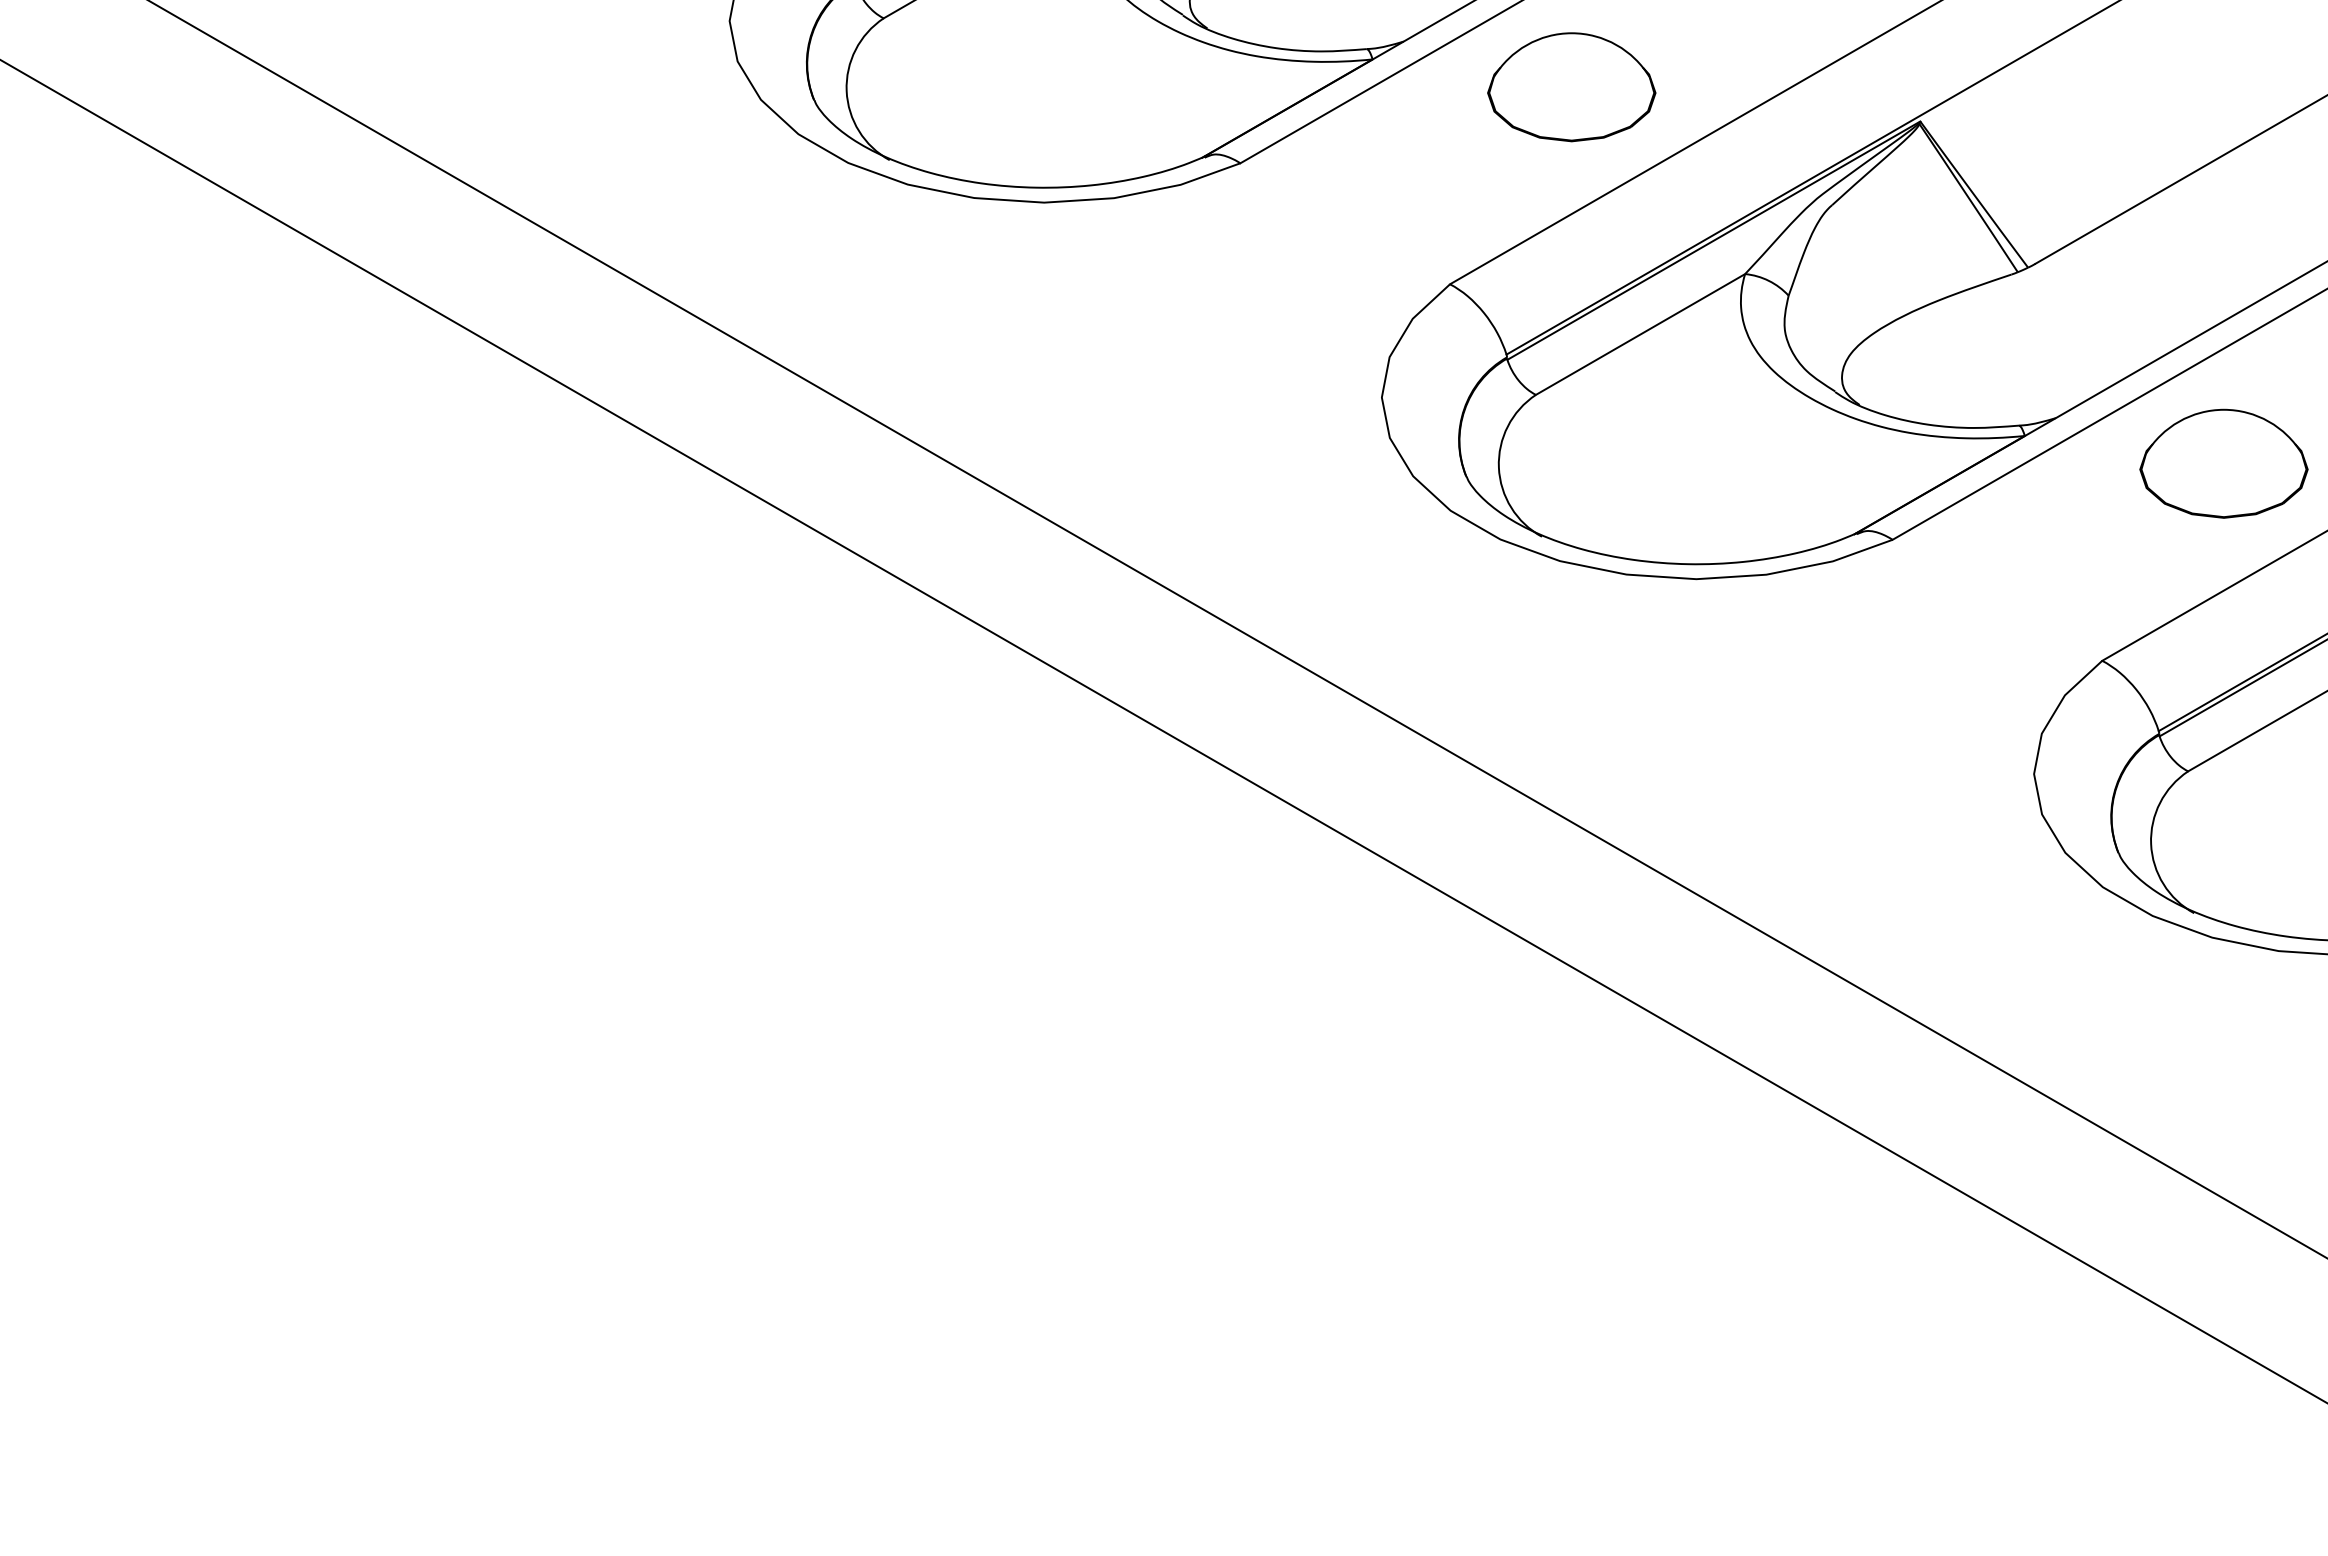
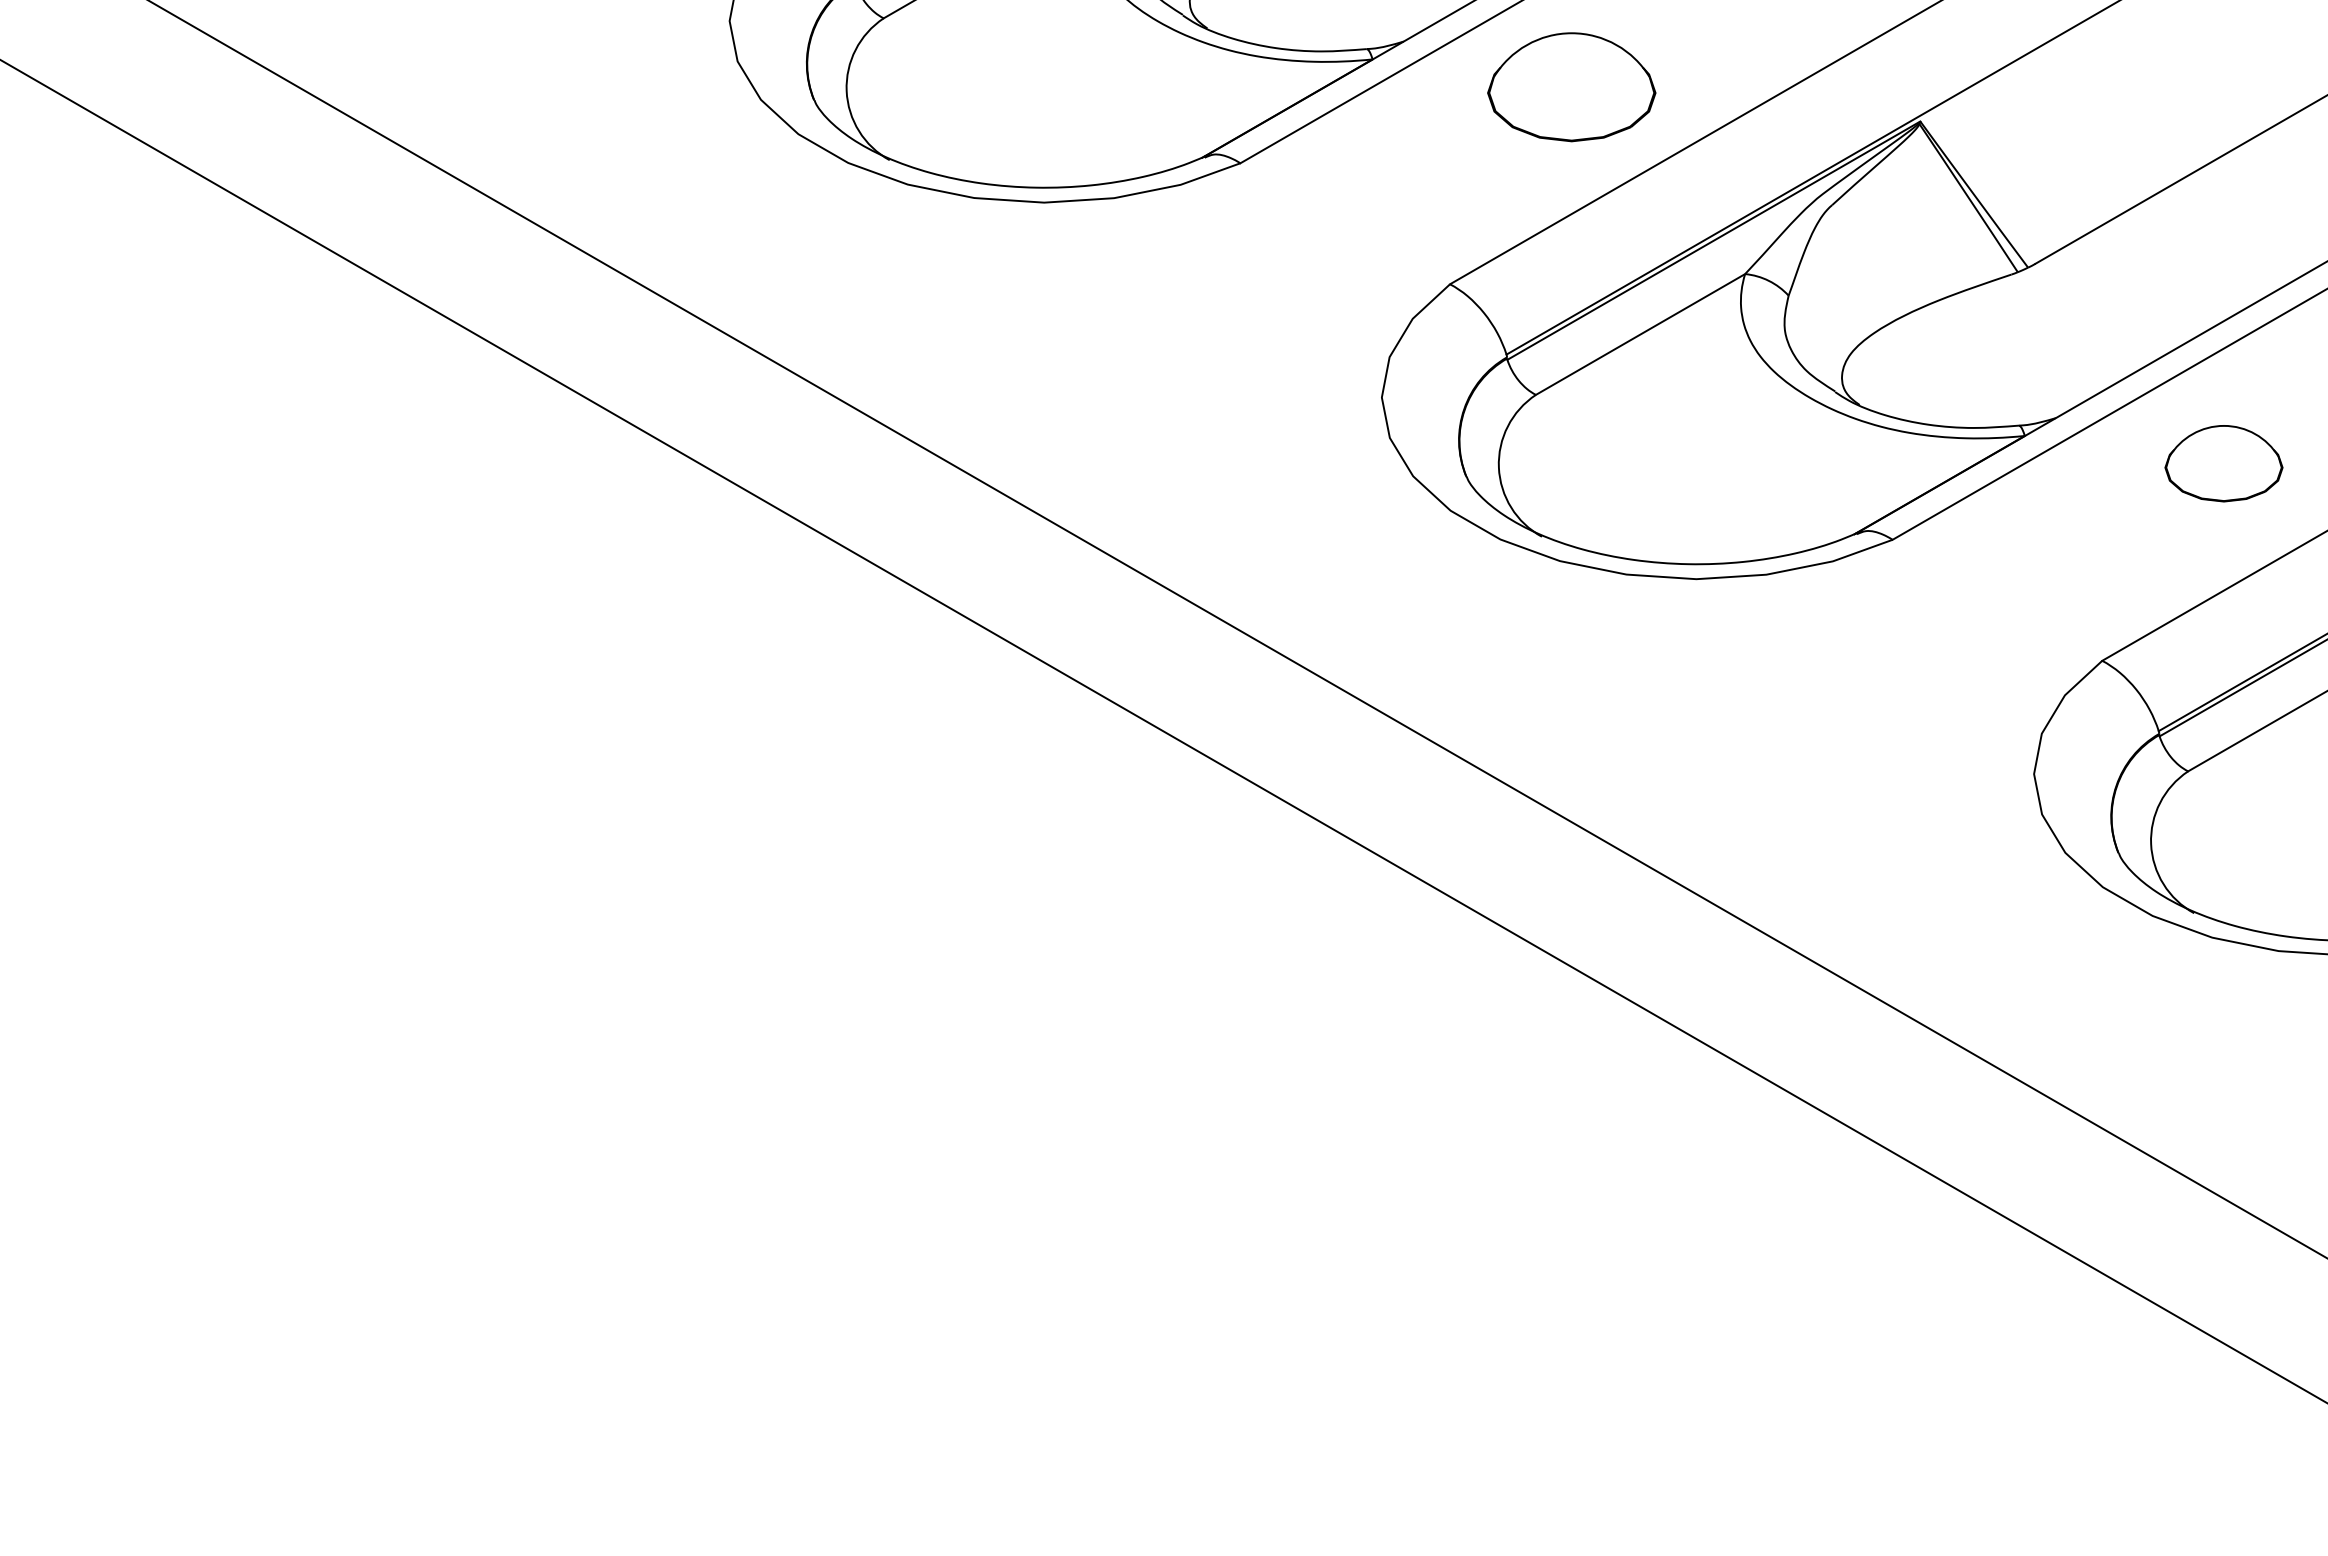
part size: 170x111 px -> 120x78 px (2223, 463)
